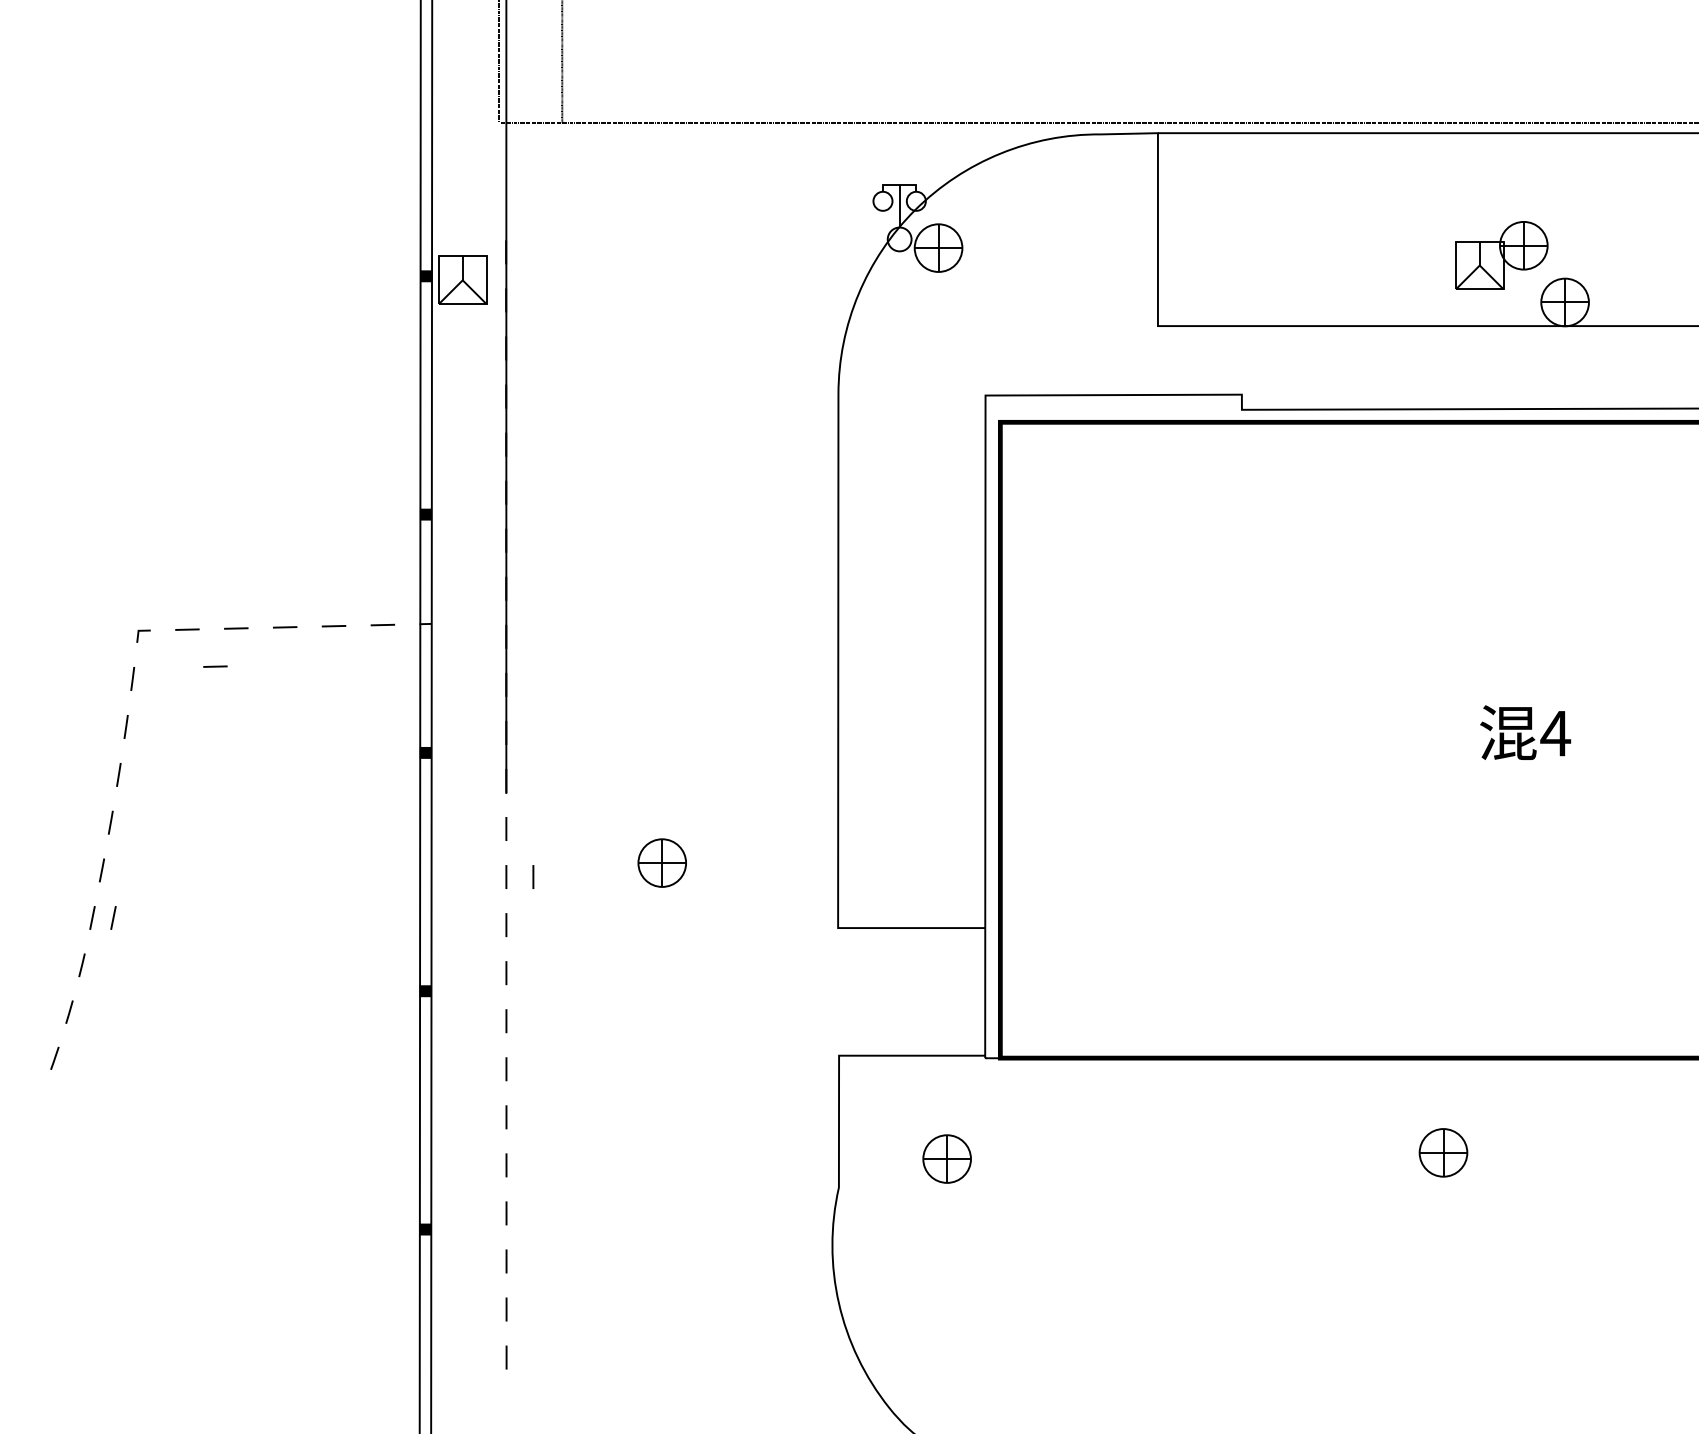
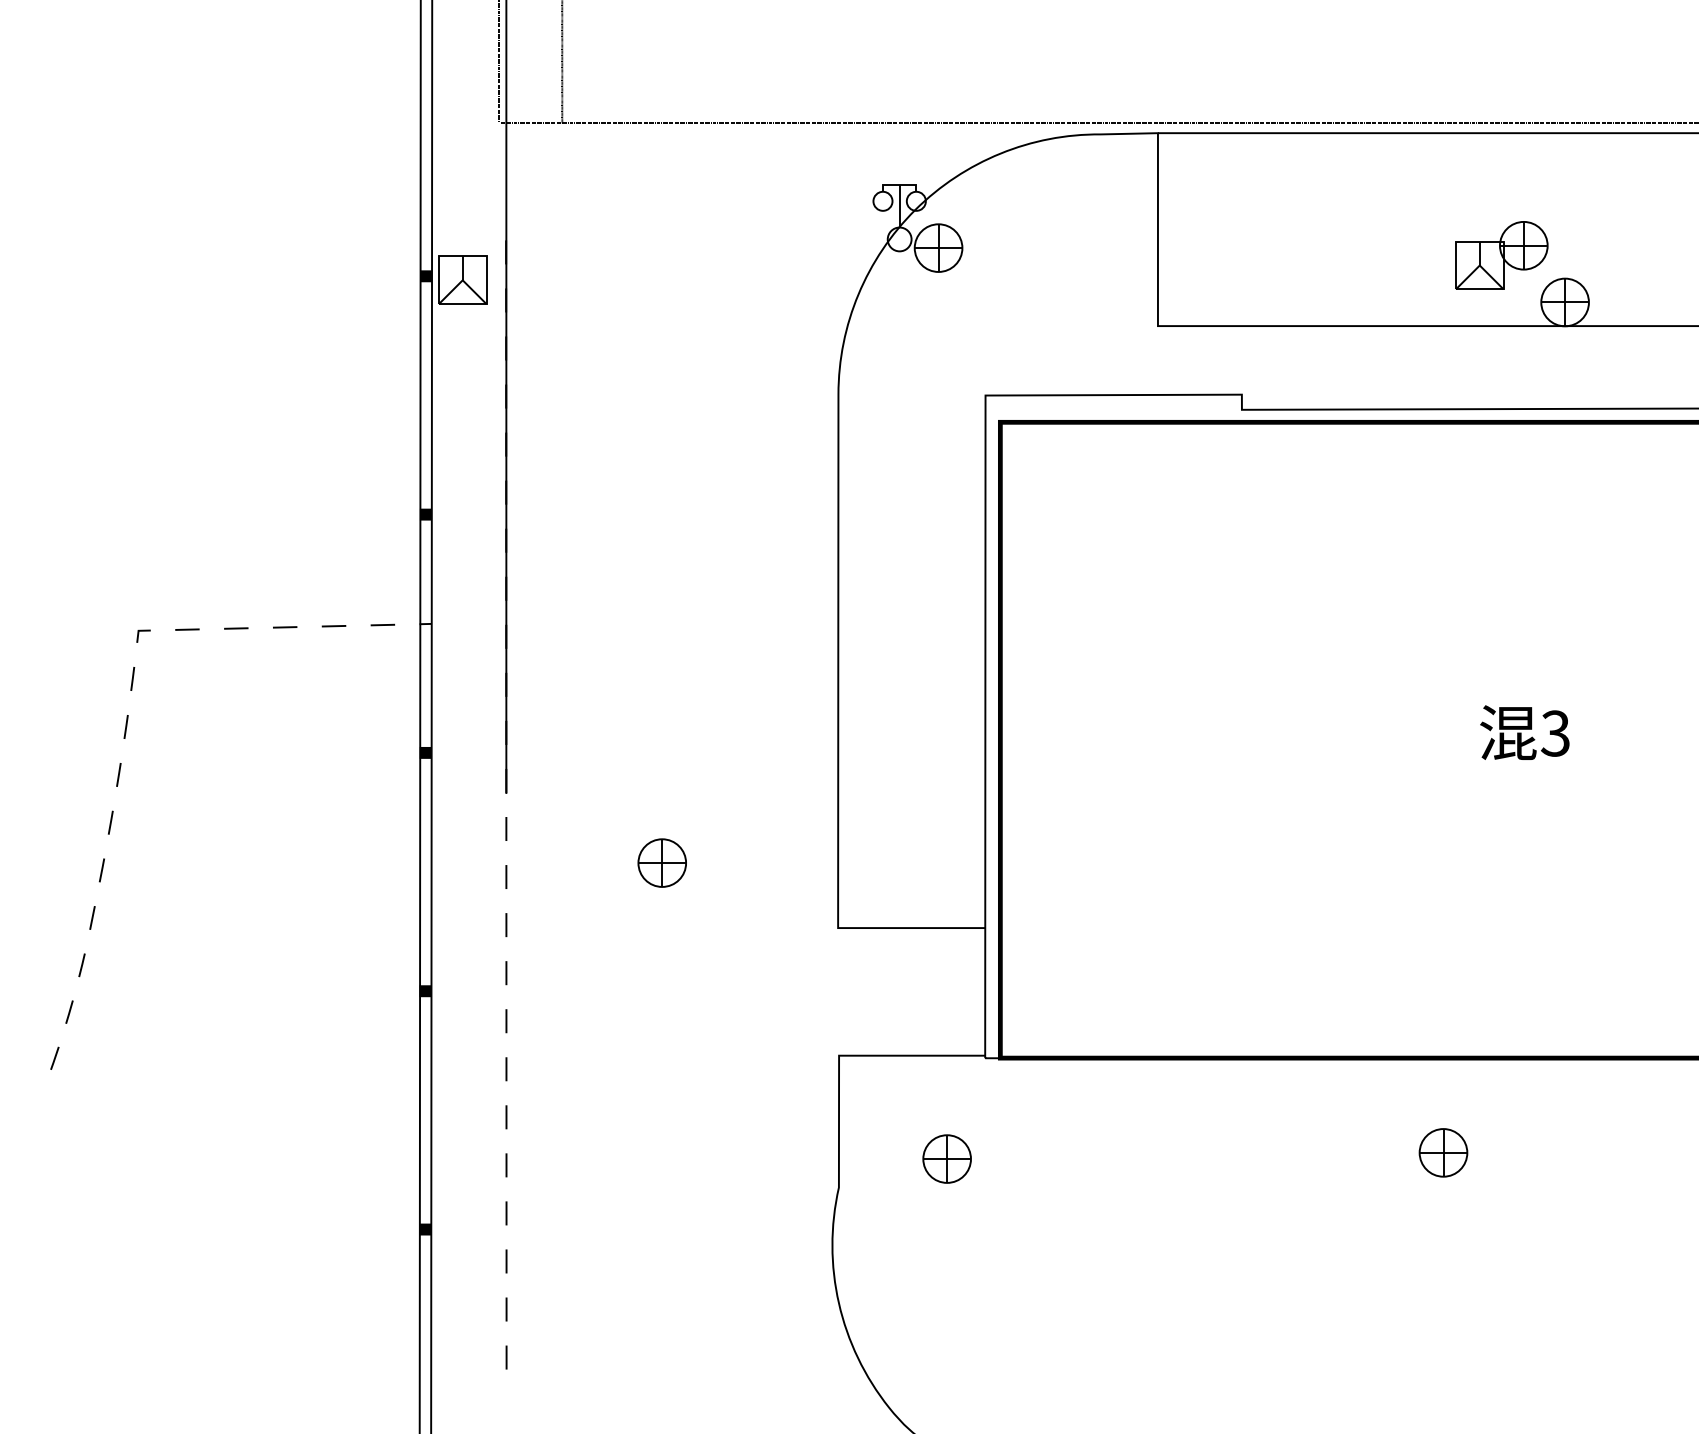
line: present -> none (215, 666)
text: 4 -> 3 (1555, 733)
line: present -> none (533, 876)
line: present -> none (113, 917)
